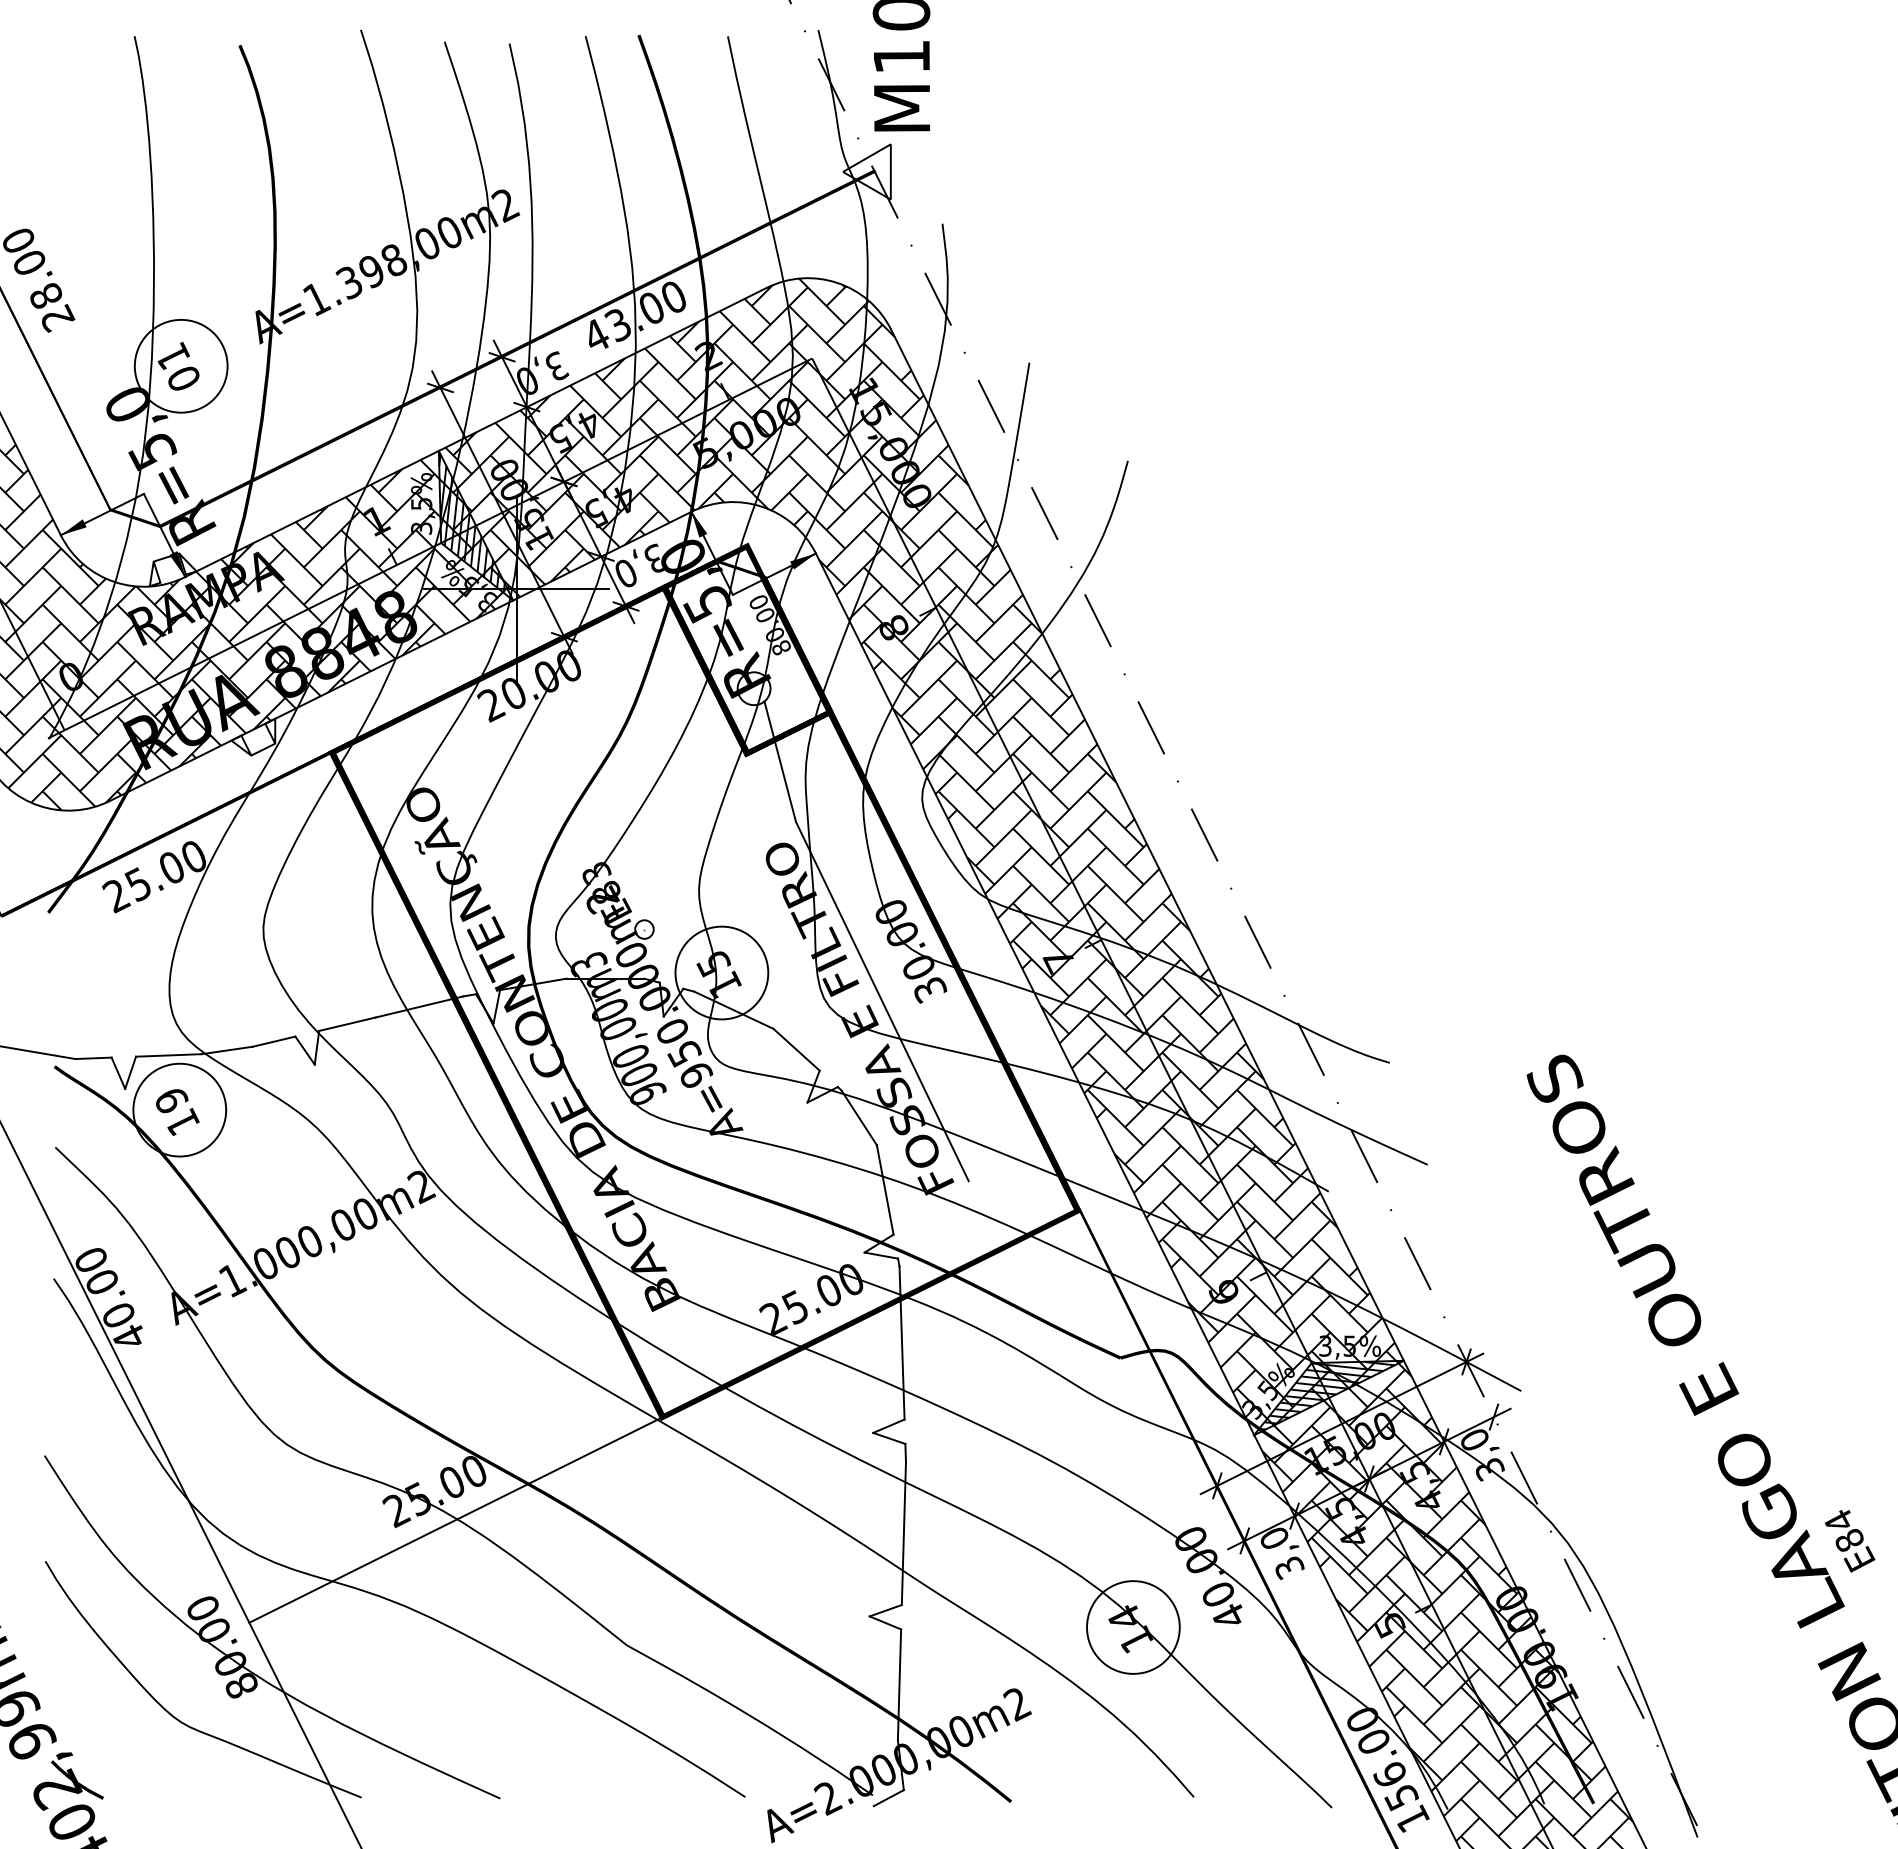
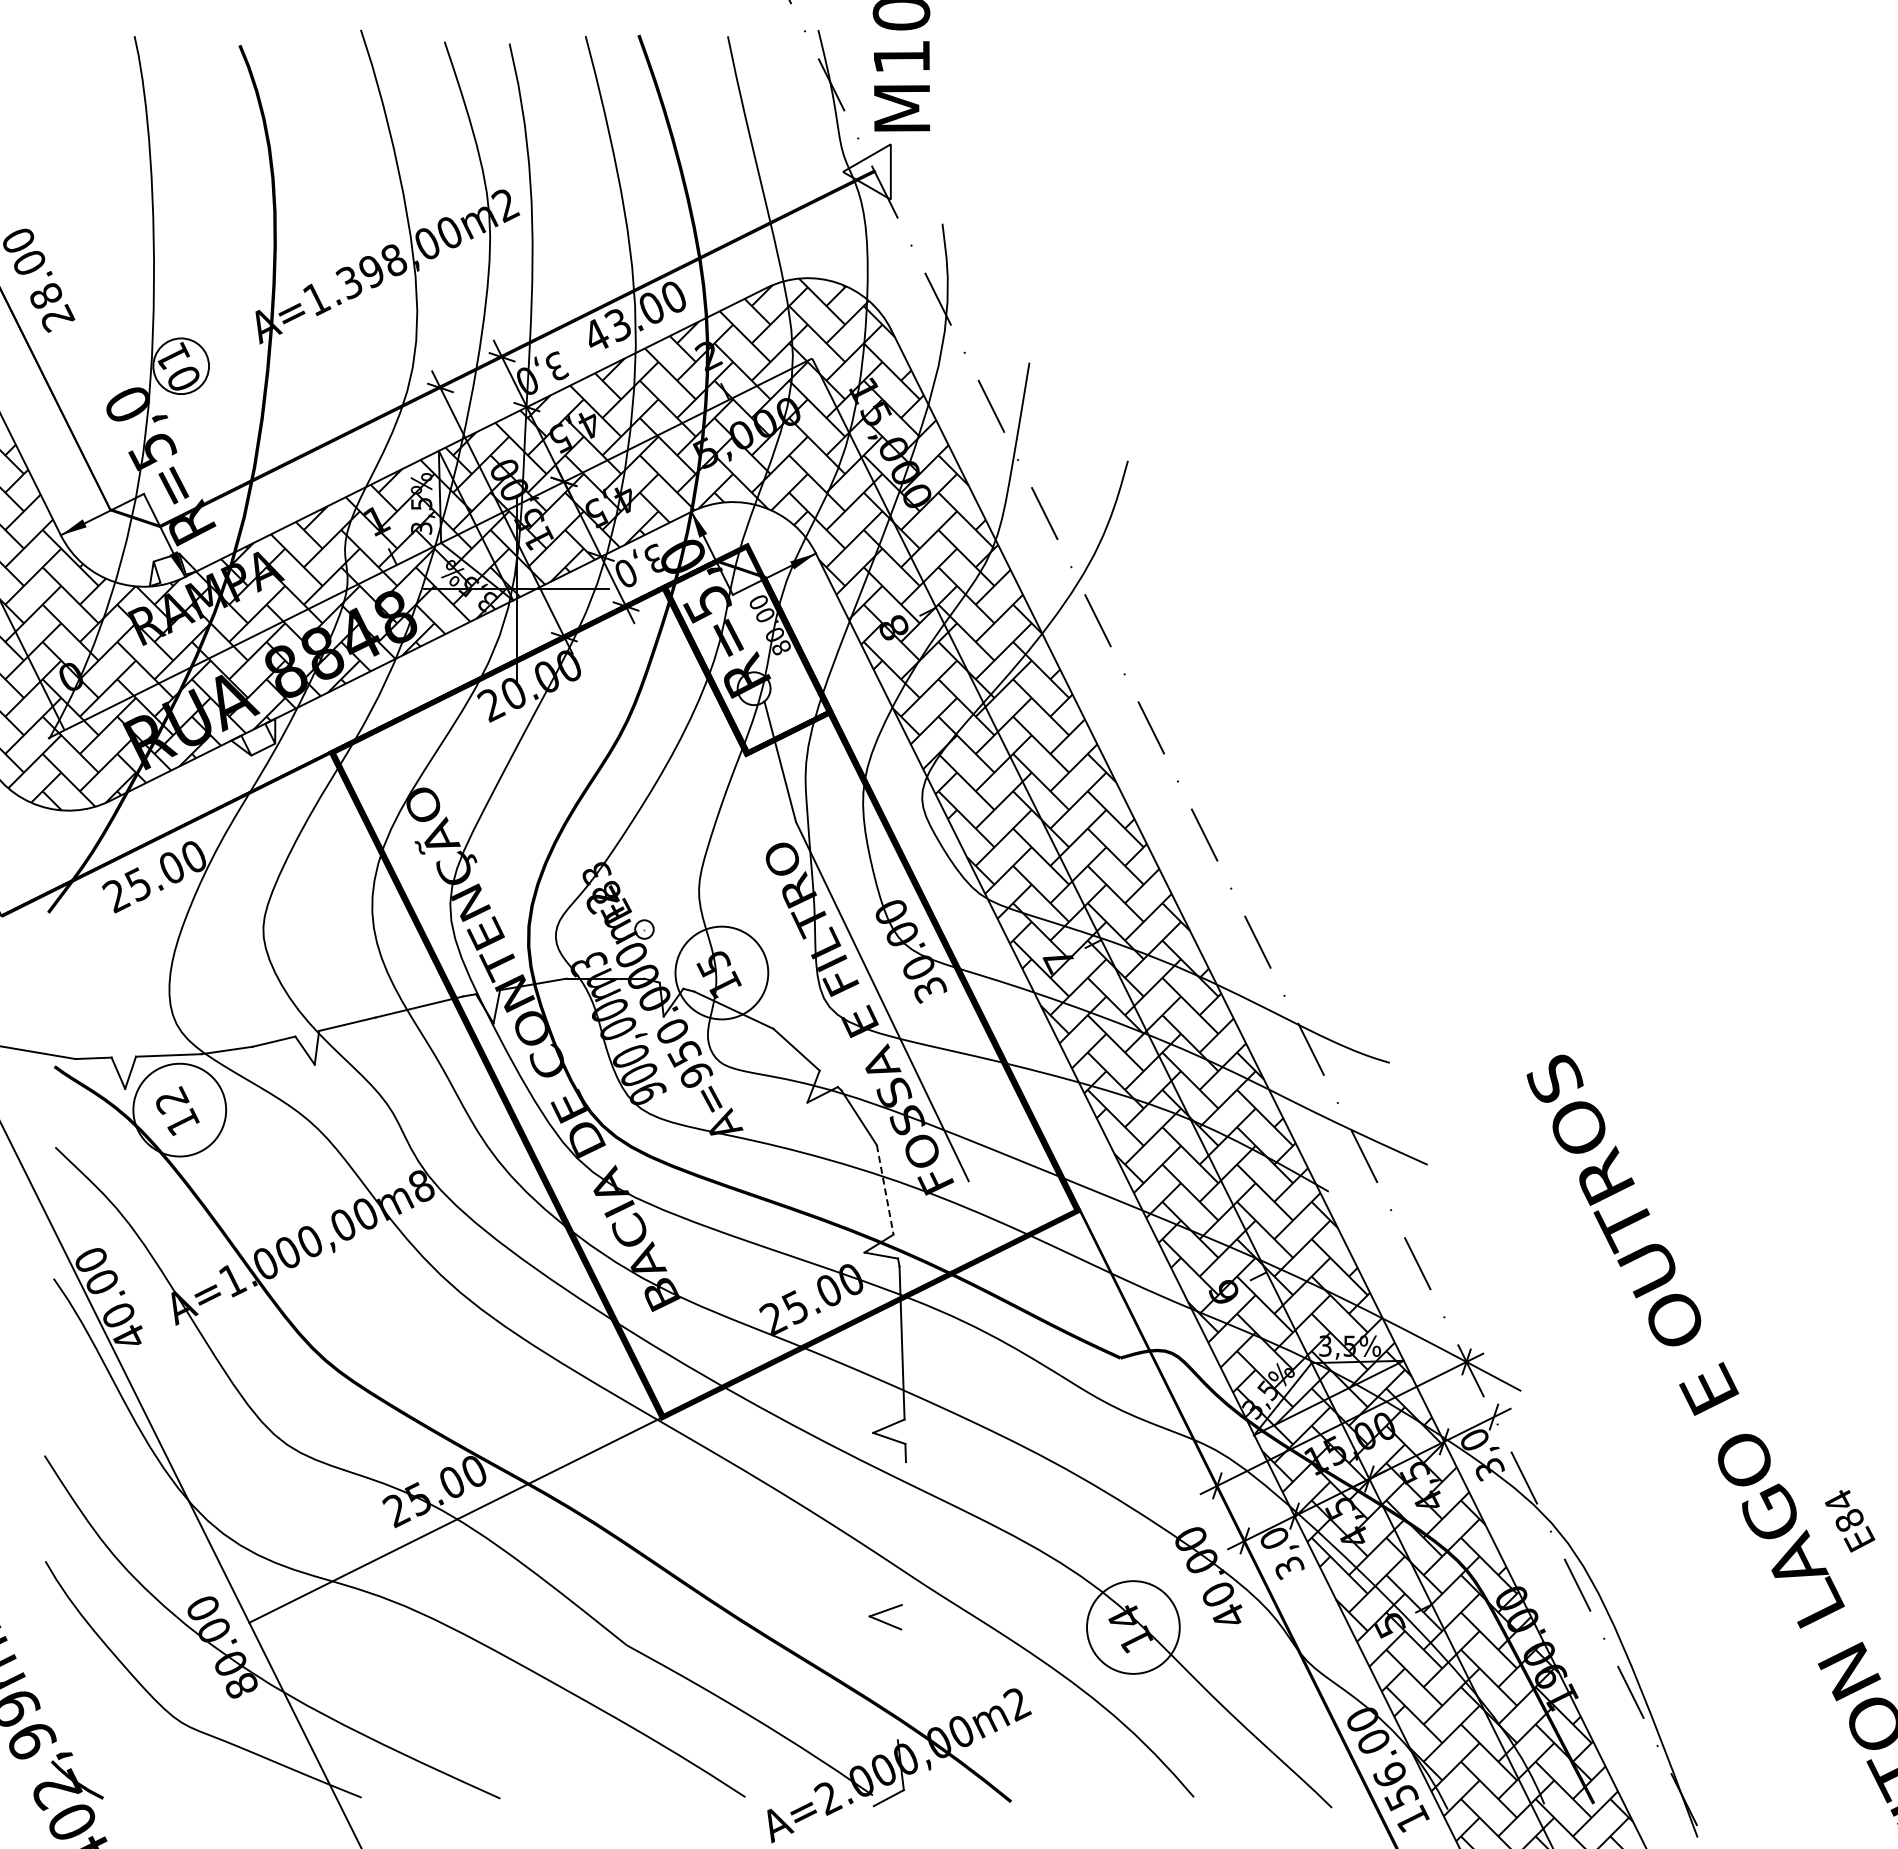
circle diameter: 93 px -> 56 px (181, 366)
hatch: present -> none (474, 526)
text: 19 -> 12 (172, 1100)
text: A=1.000,00m2 -> A=1.000,00m8 (421, 1187)
line: solid -> dashed (885, 1190)
hatch: present -> none (1323, 1398)
line: present -> none (903, 1533)
text position: (1850, 1541) -> (1850, 1521) (1850, 1521)
line: present -> none (899, 1684)
